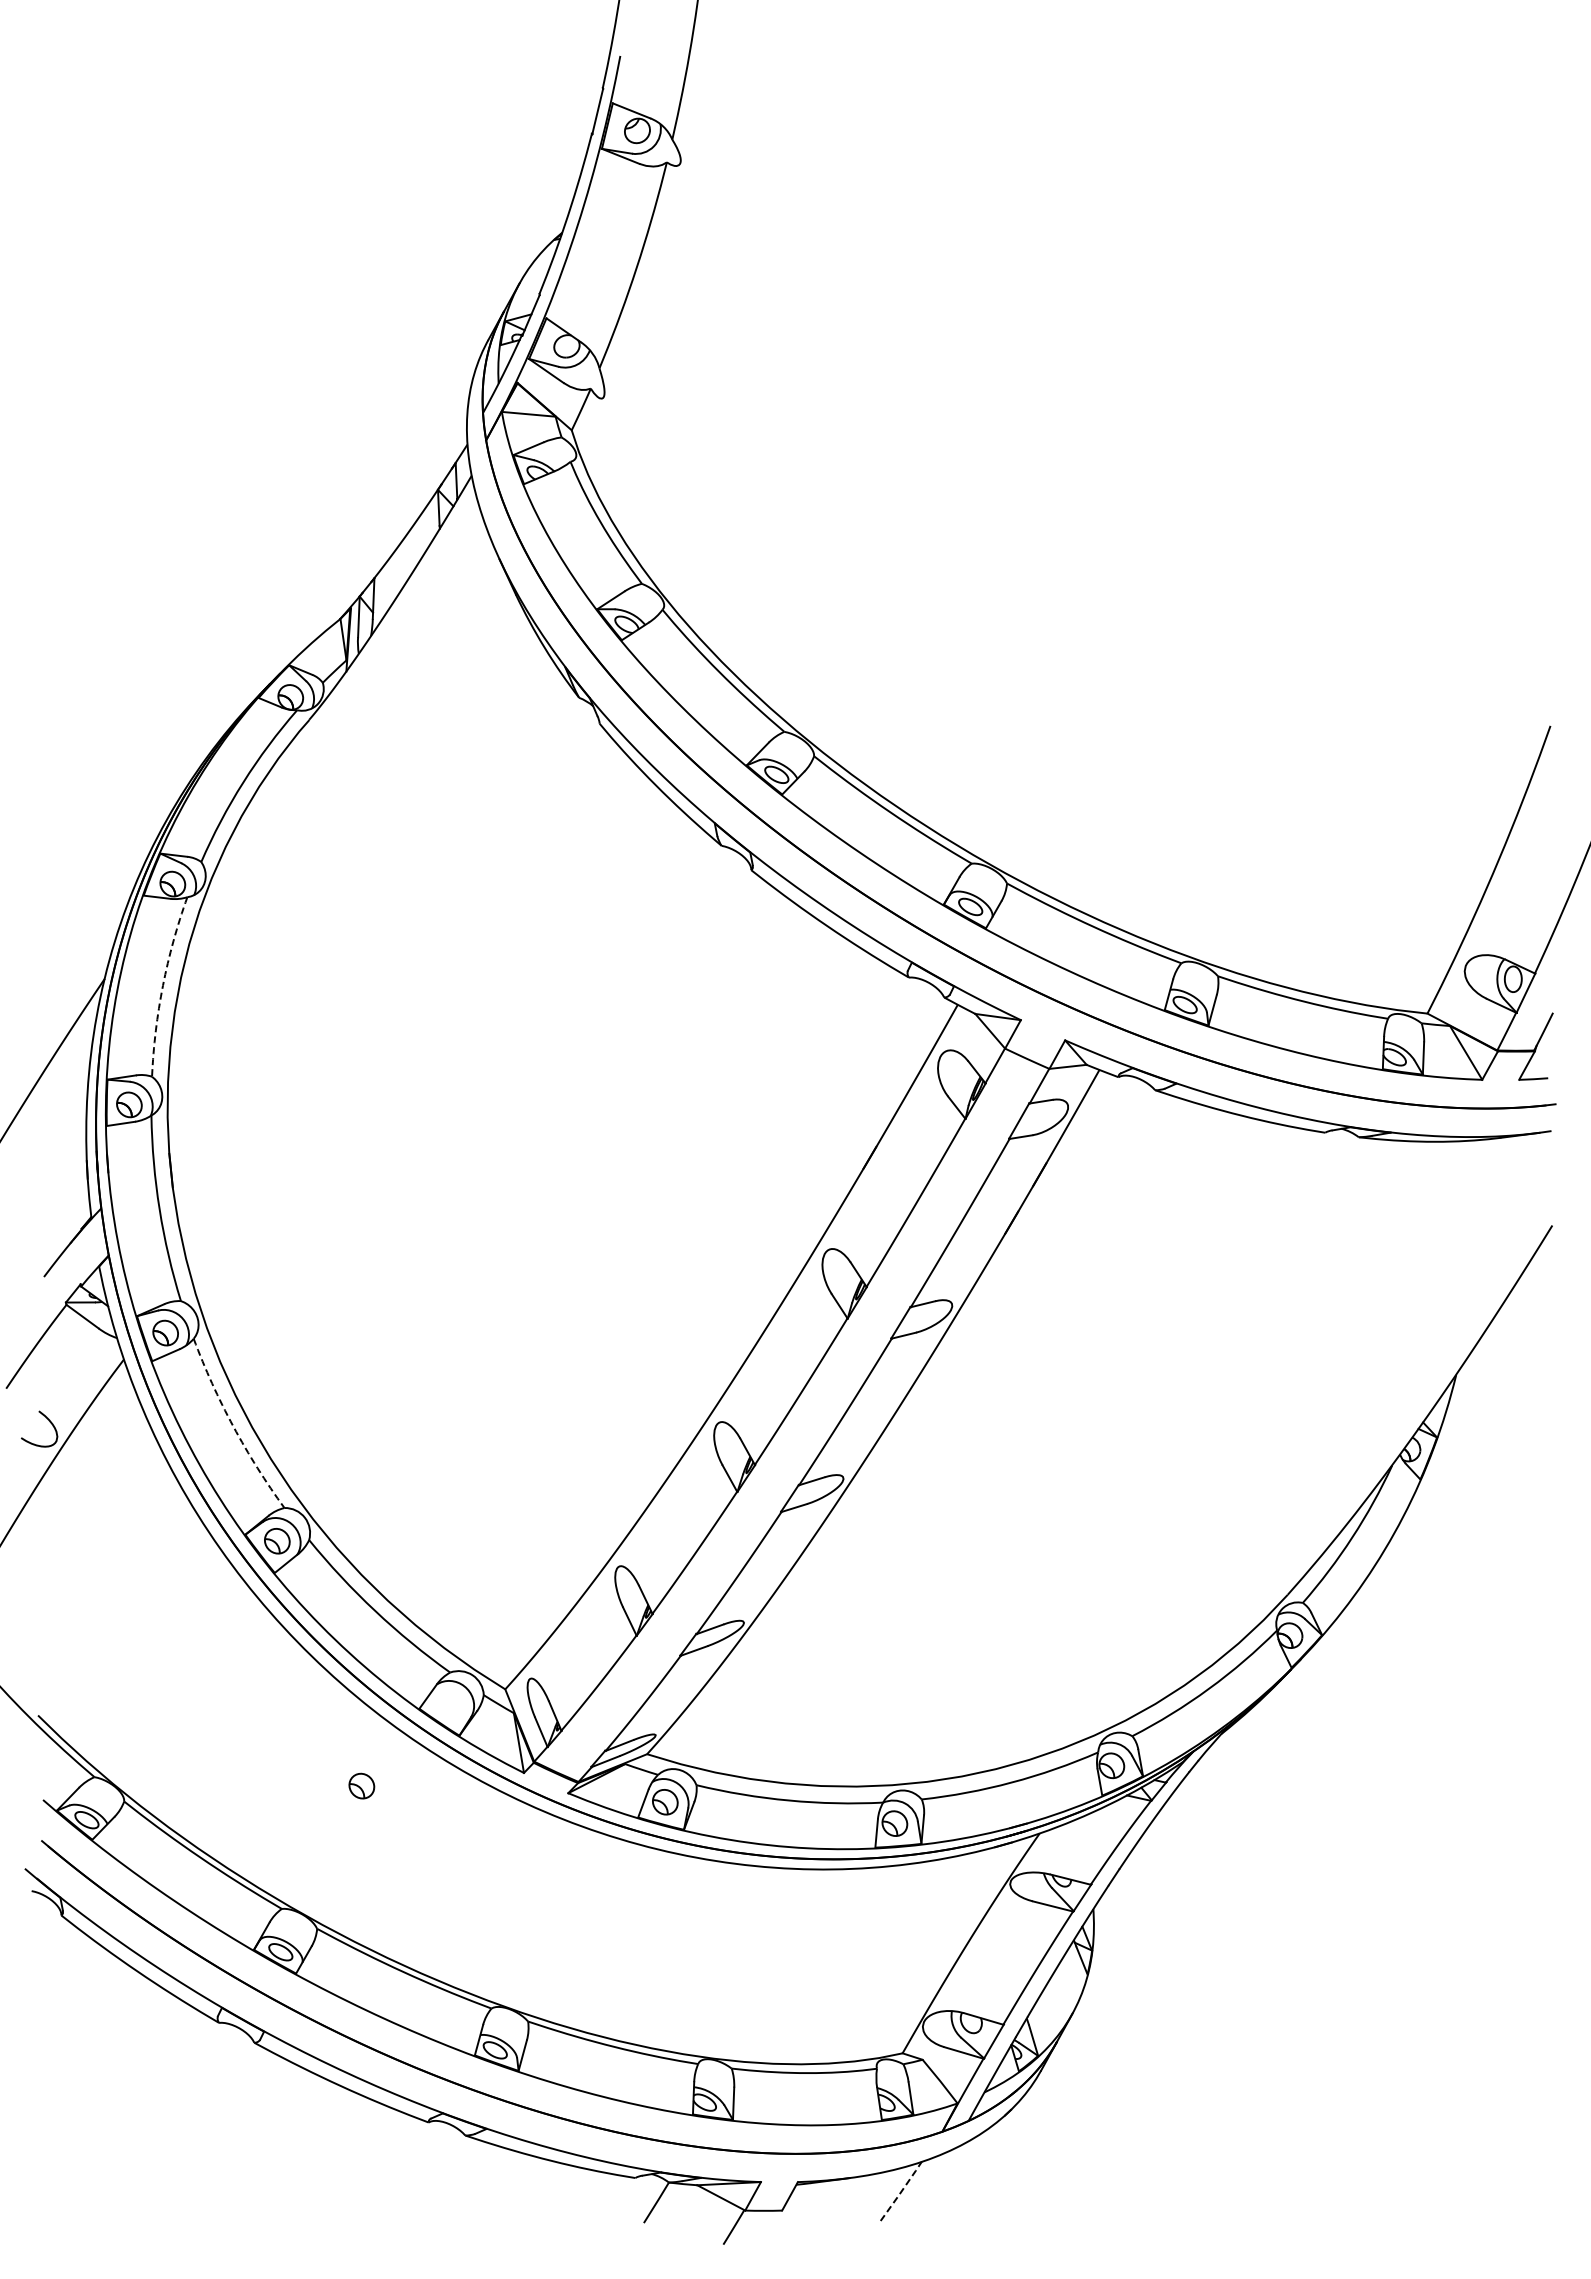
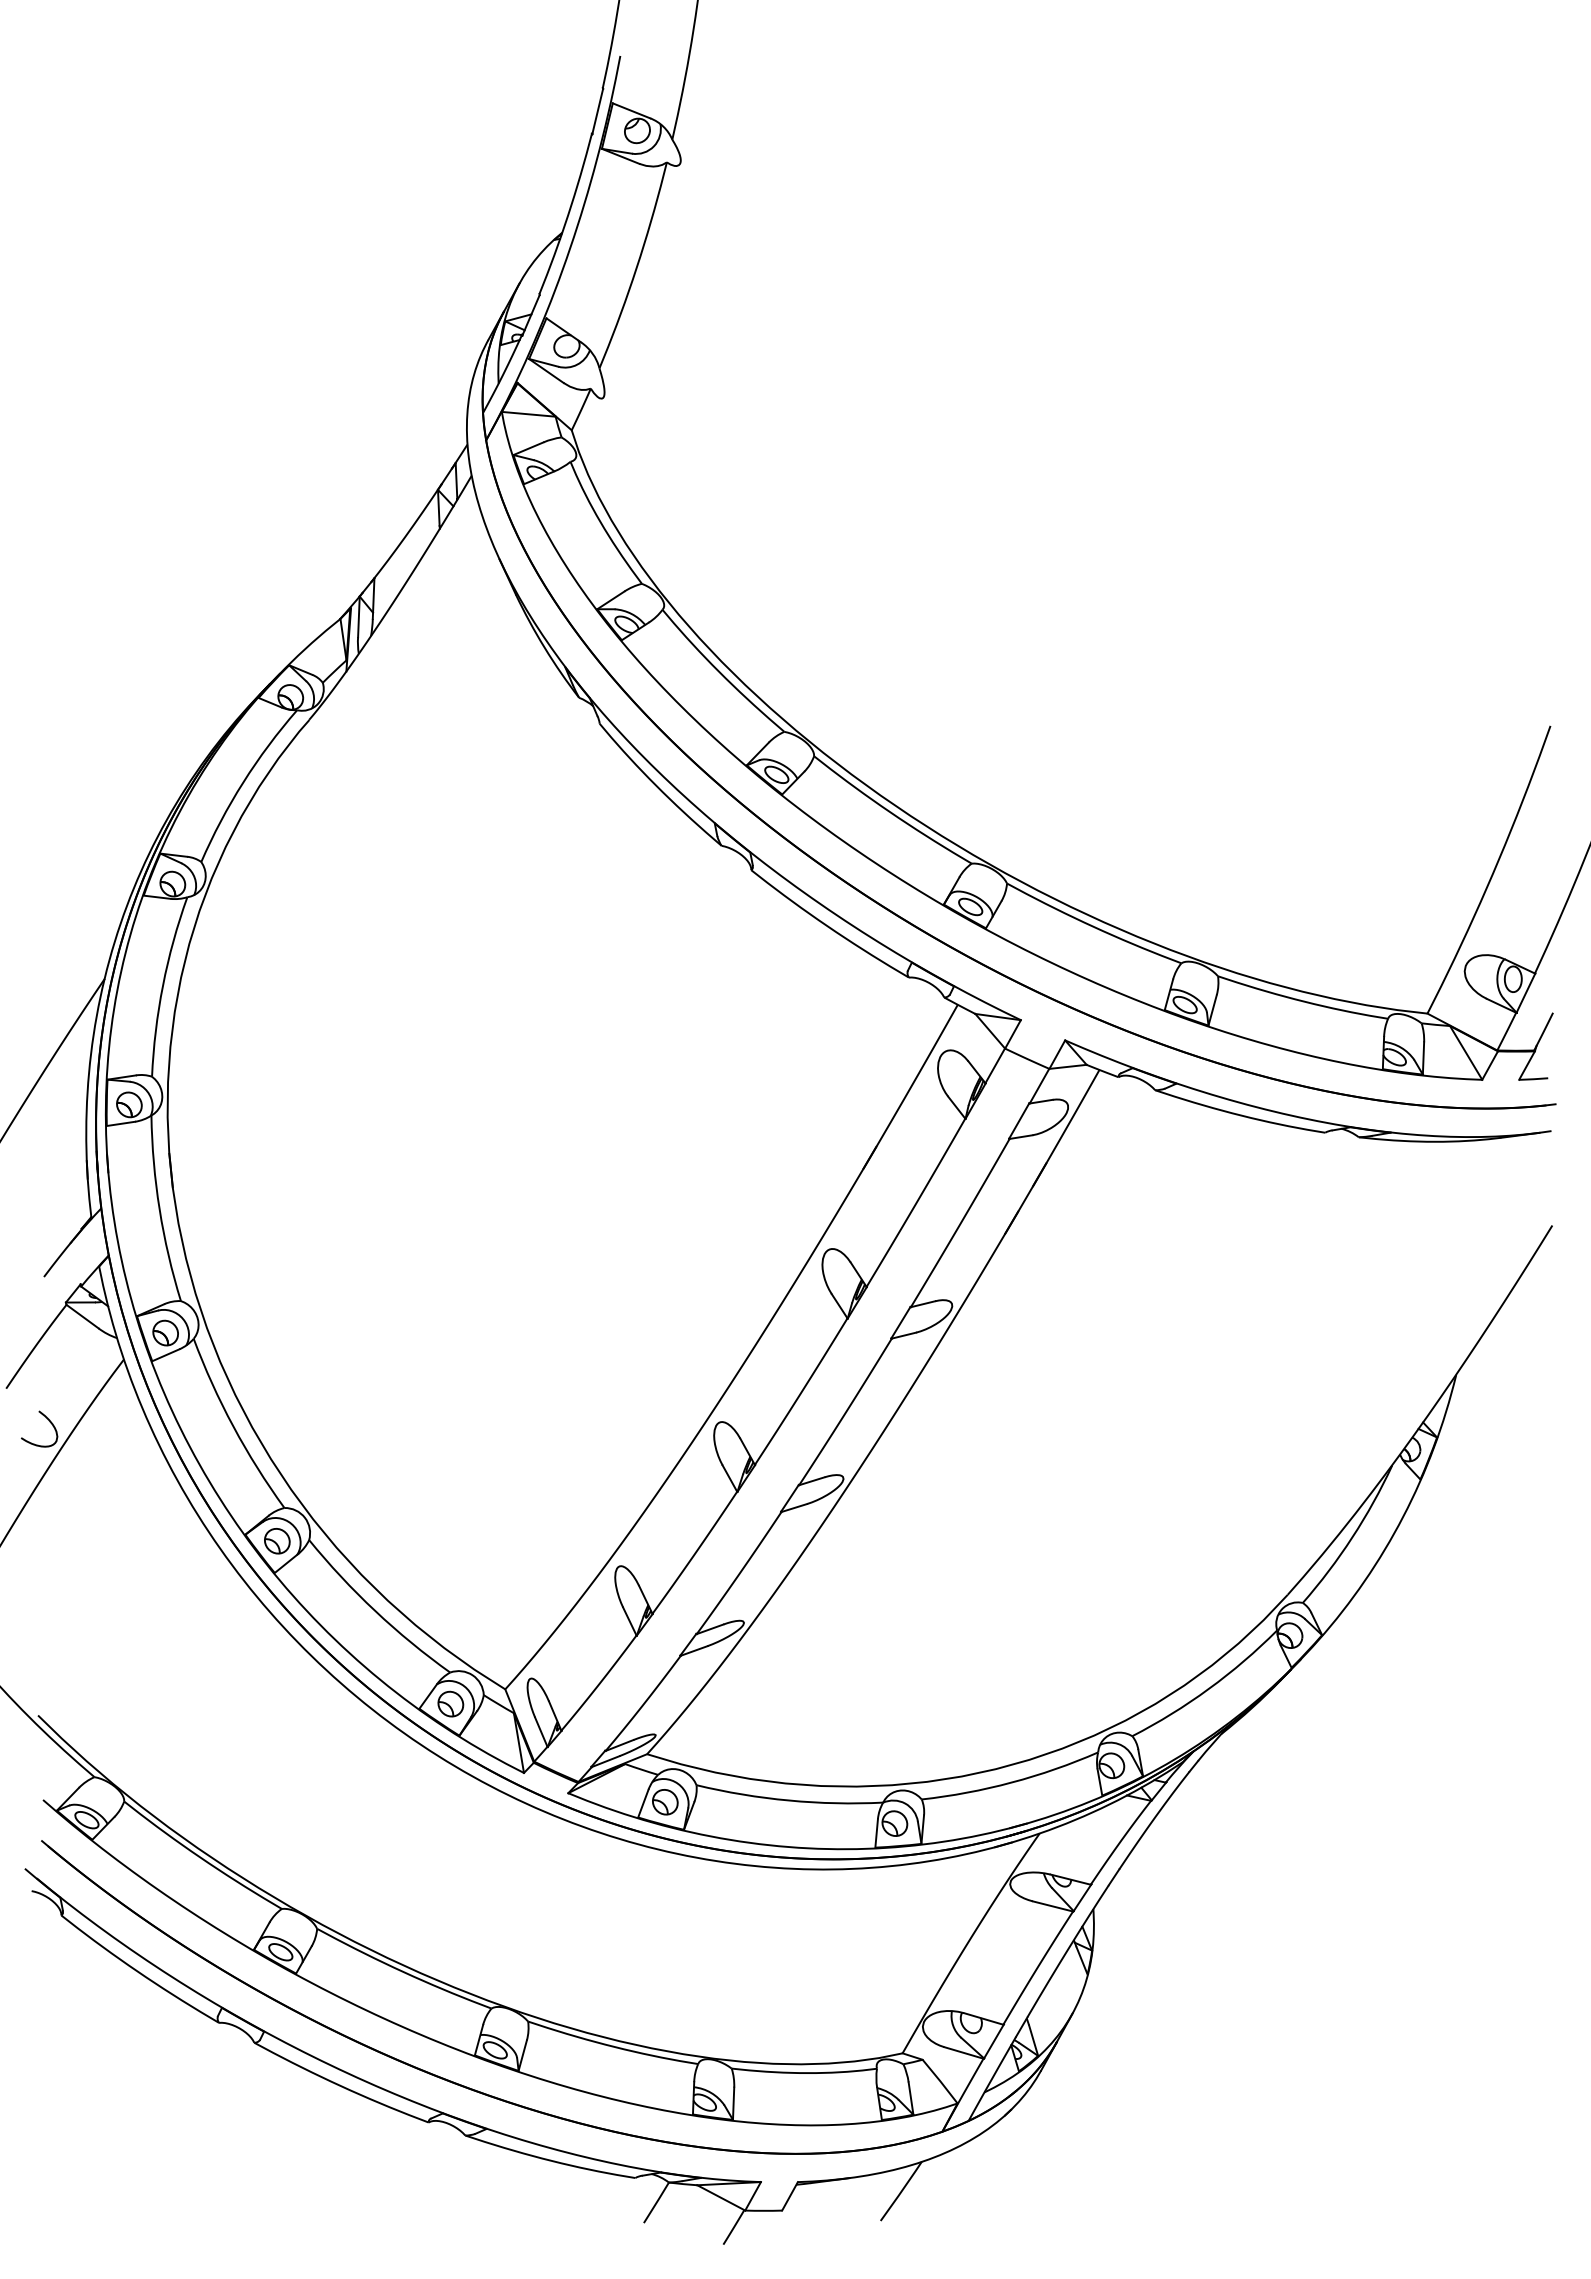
arc: dashed -> solid (163, 985)
arc: dashed -> solid (233, 1426)
part position: (361, 1785) -> (450, 1703) (450, 1703)
line: dashed -> solid (901, 2191)
